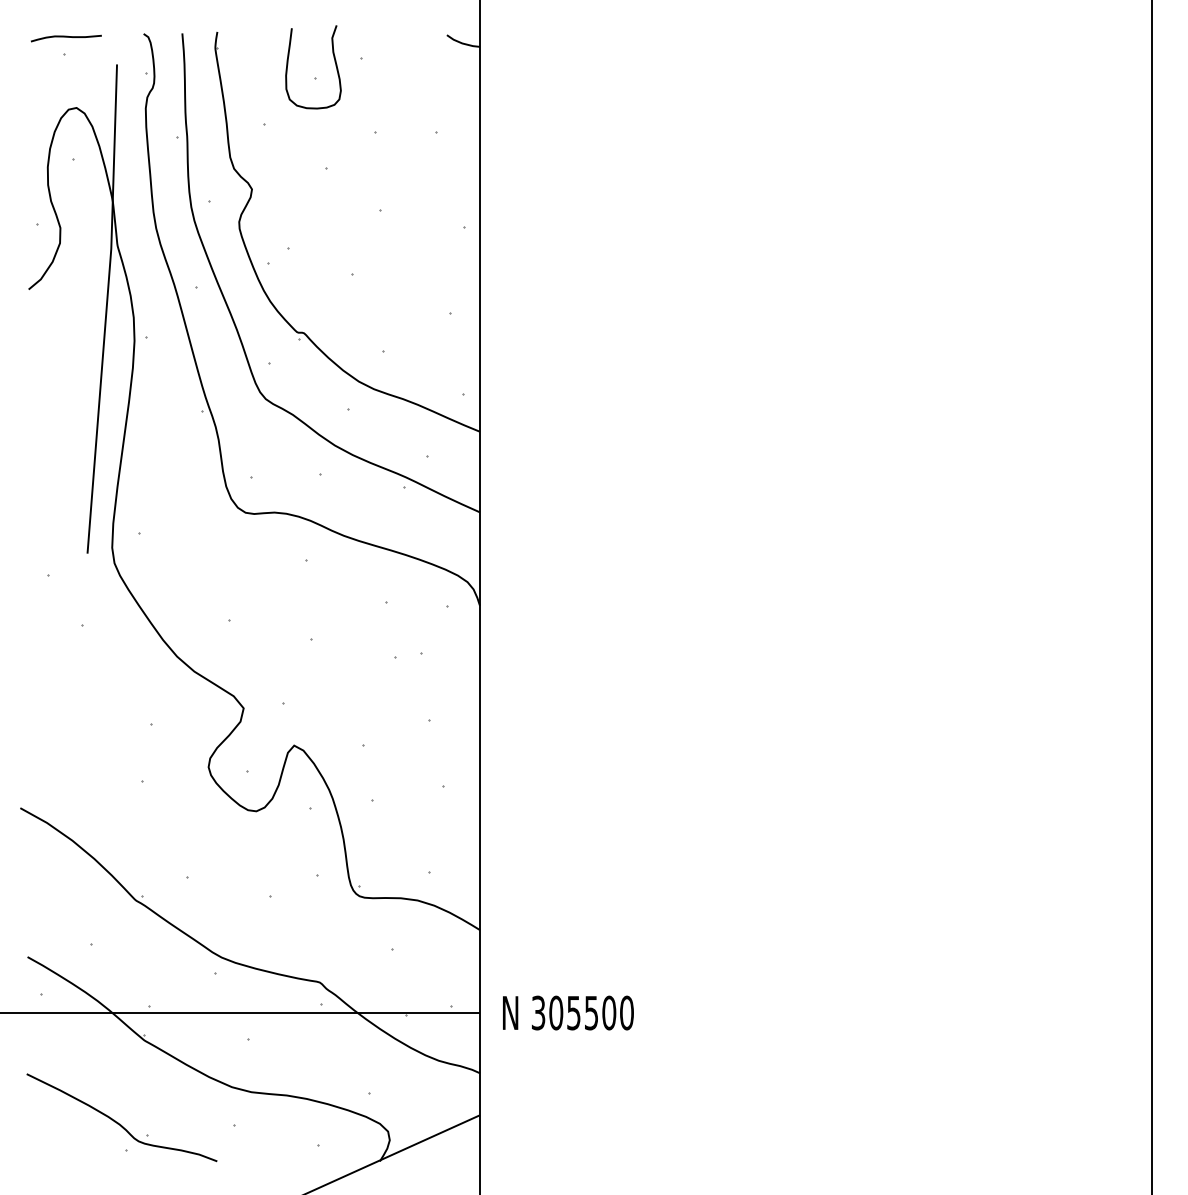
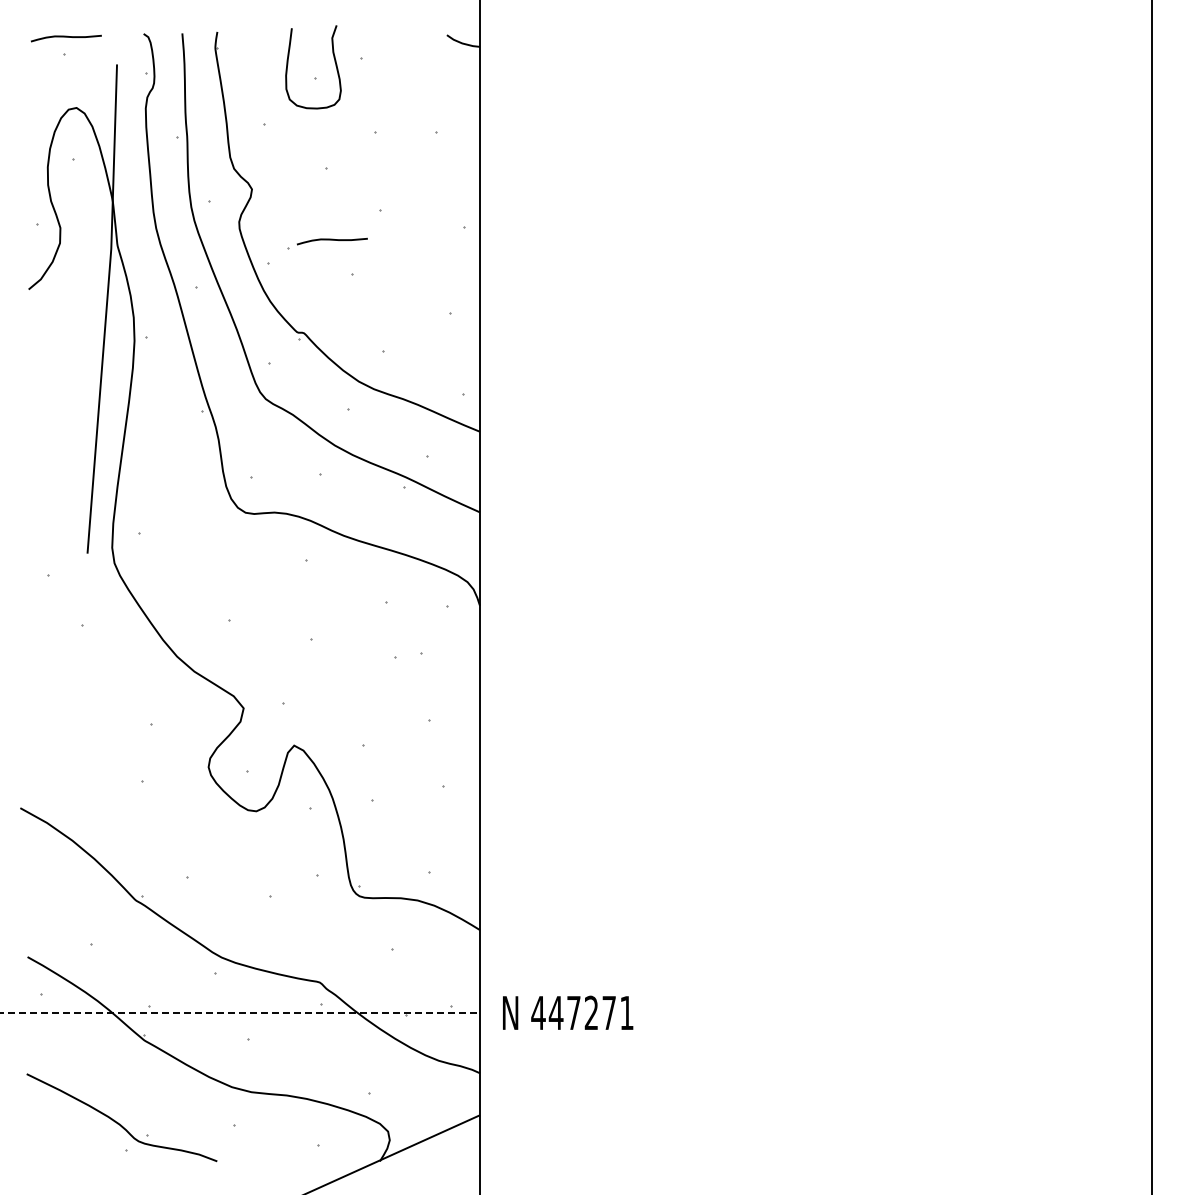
curve: none -> present (332, 240)
text: 305500 -> 447271 (582, 1012)
line: solid -> dashed (240, 1013)
